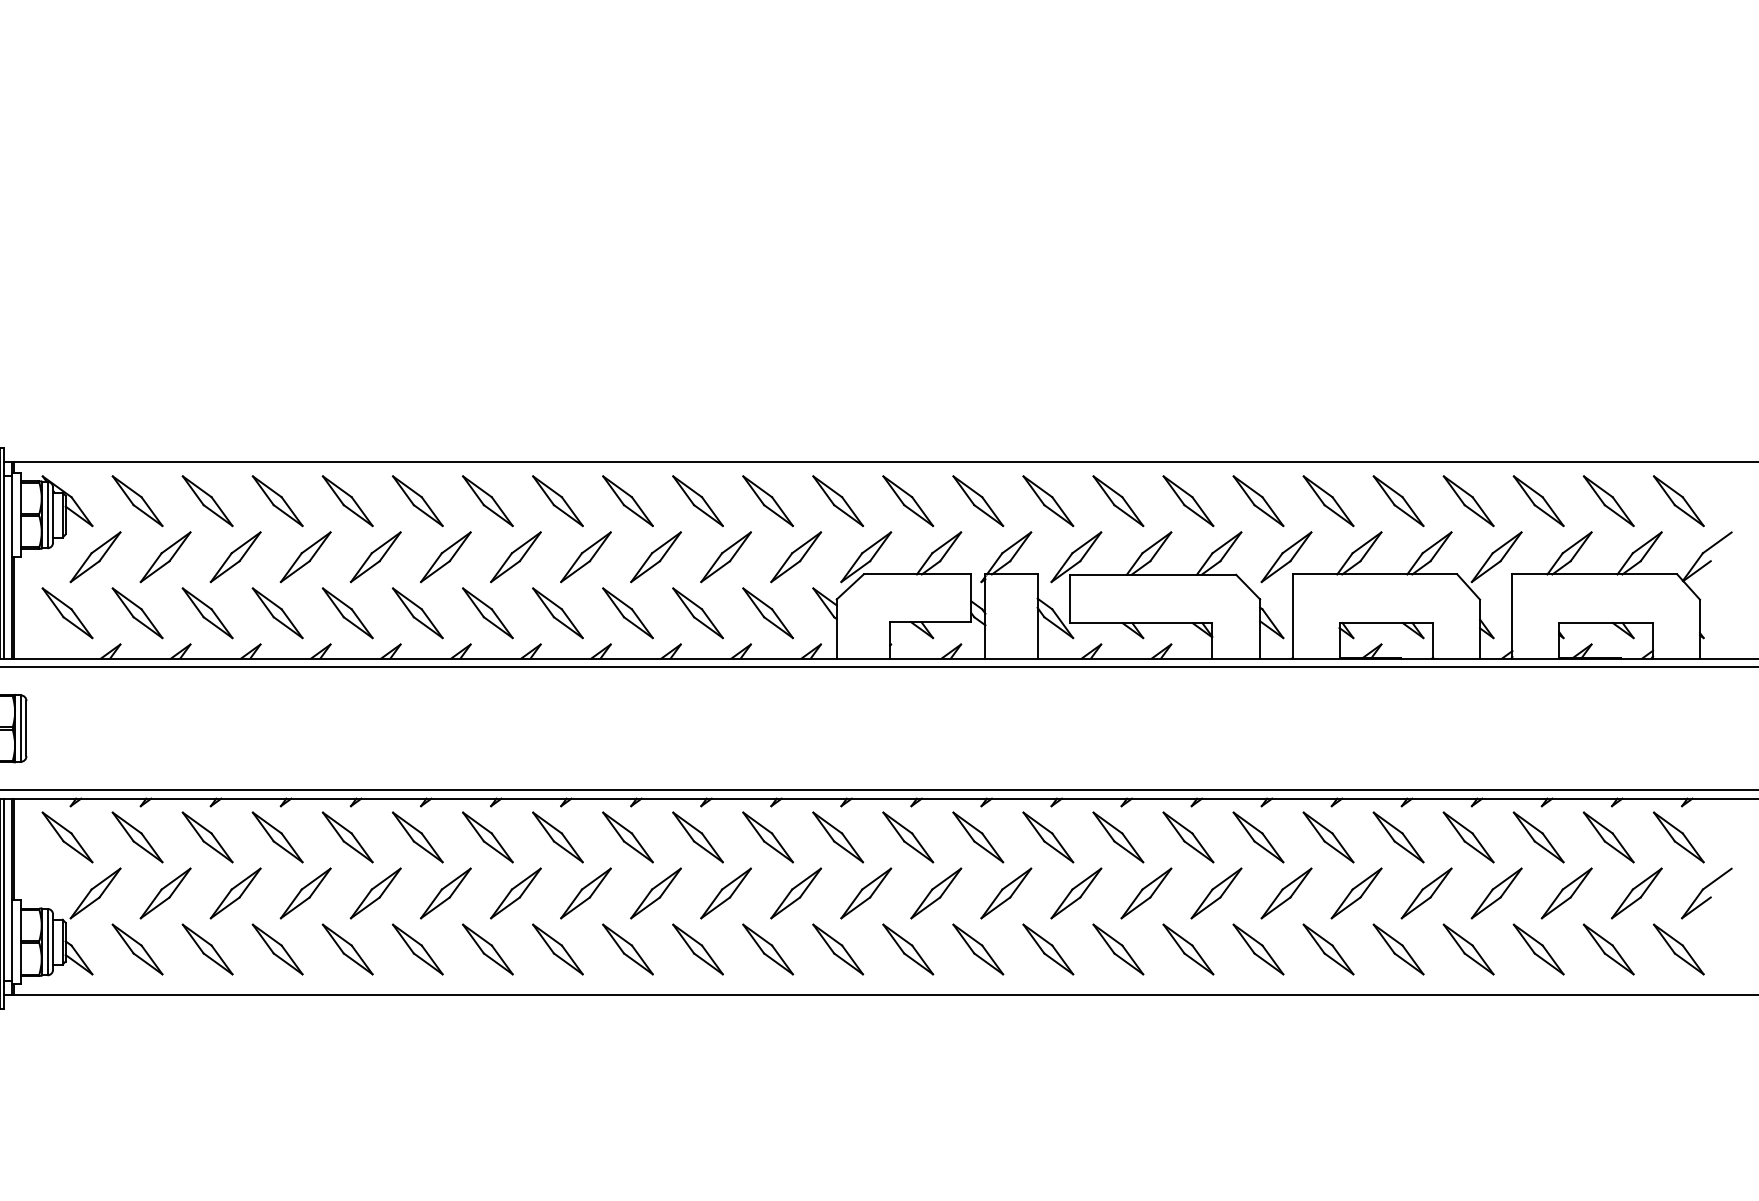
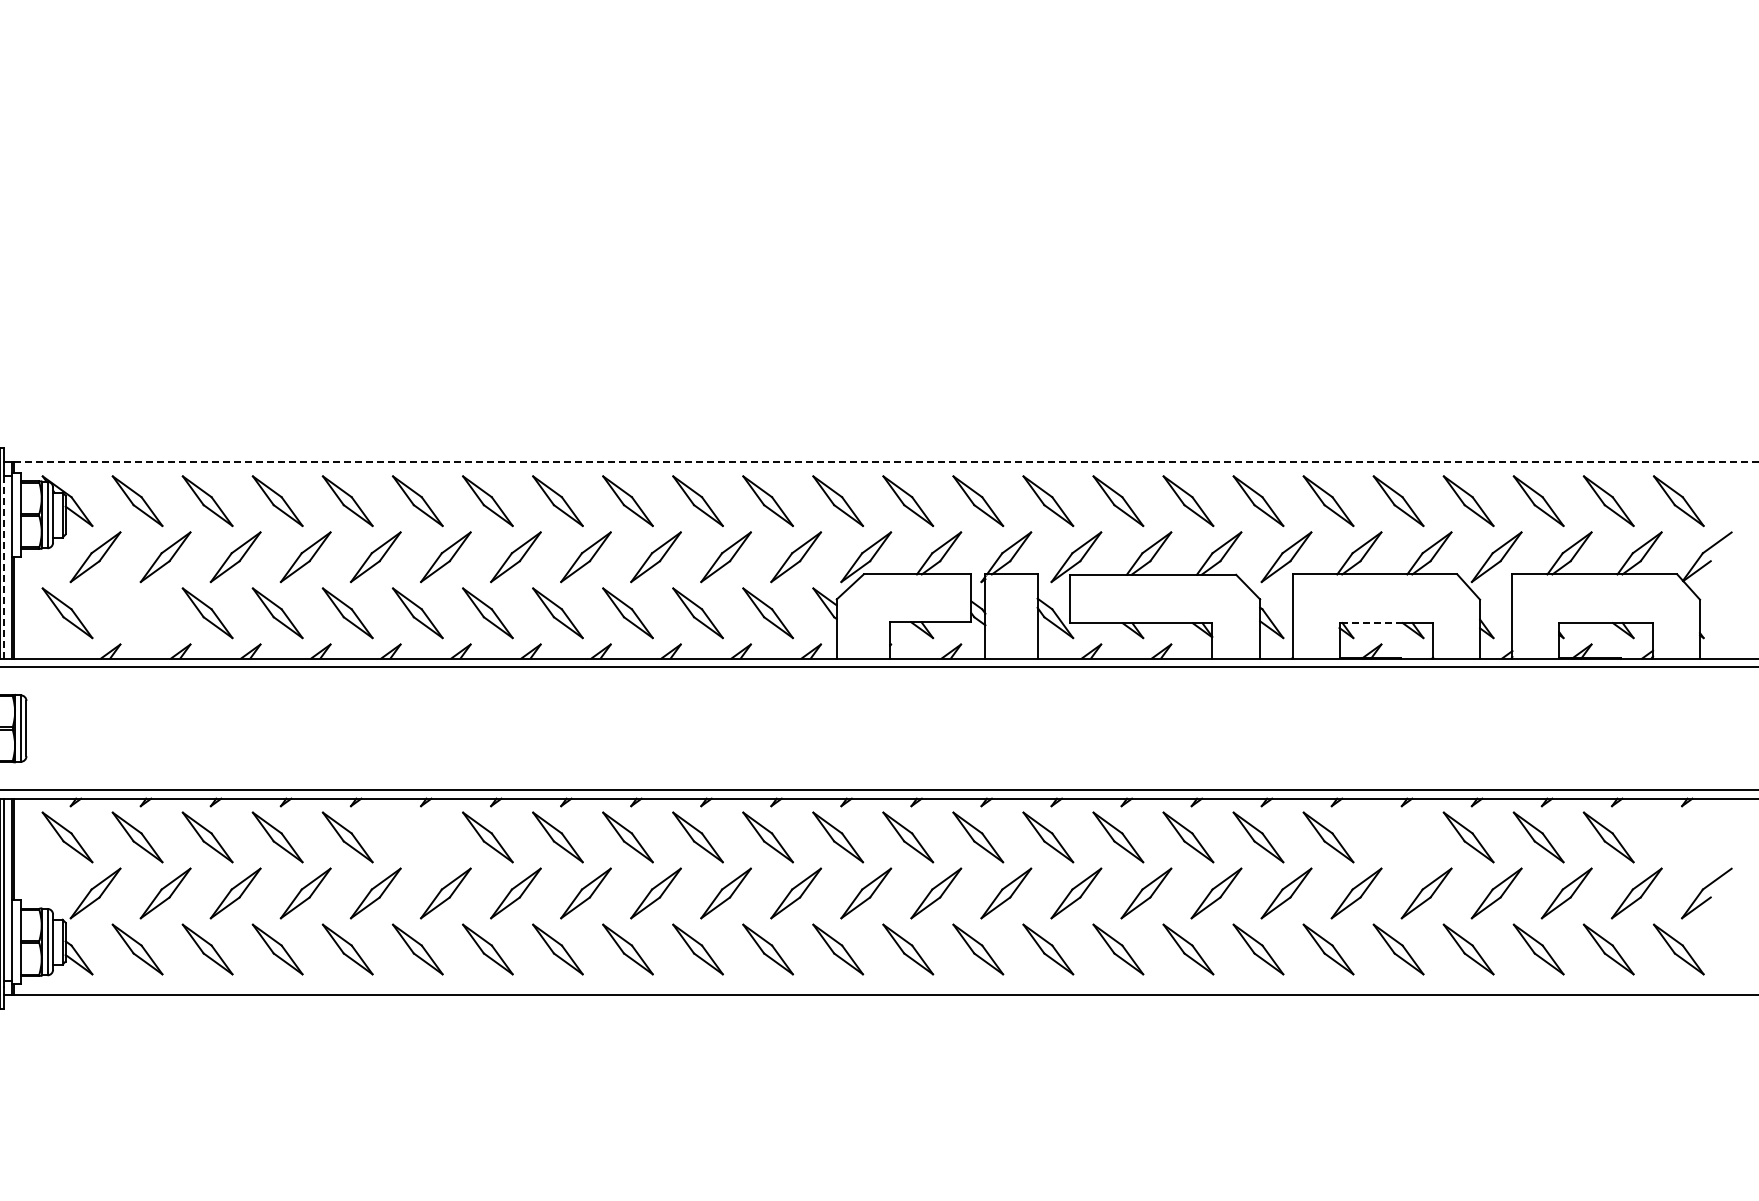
line: solid -> dashed (886, 462)
line: solid -> dashed (4, 566)
part: present -> none (137, 613)
line: solid -> dashed (1372, 623)
part: present -> none (417, 837)
part: present -> none (1398, 837)
part: present -> none (1678, 837)
